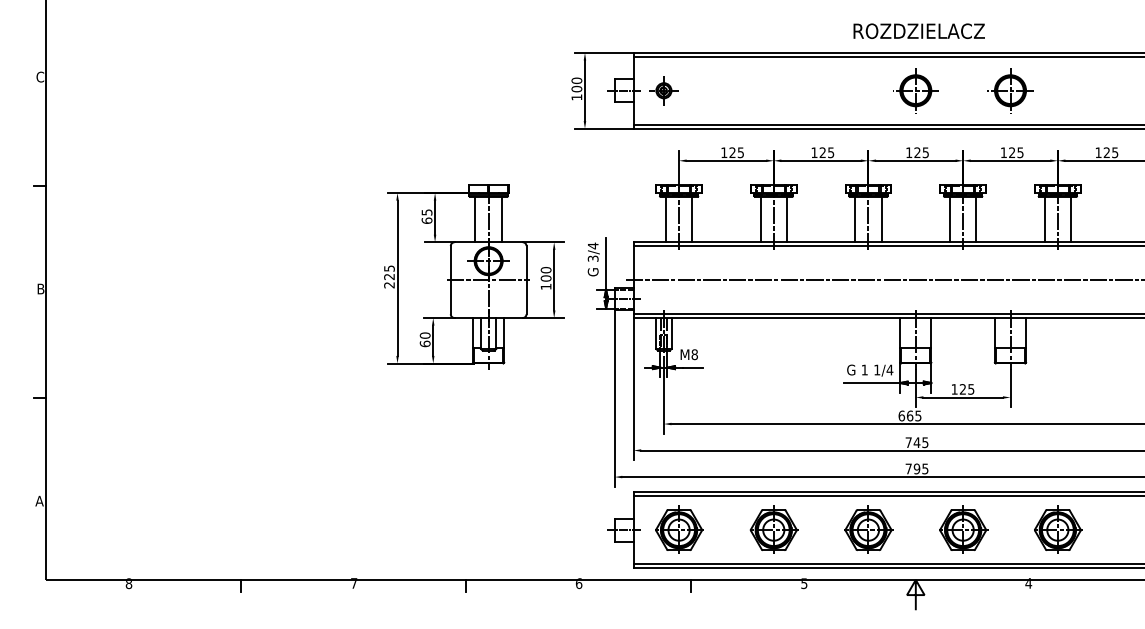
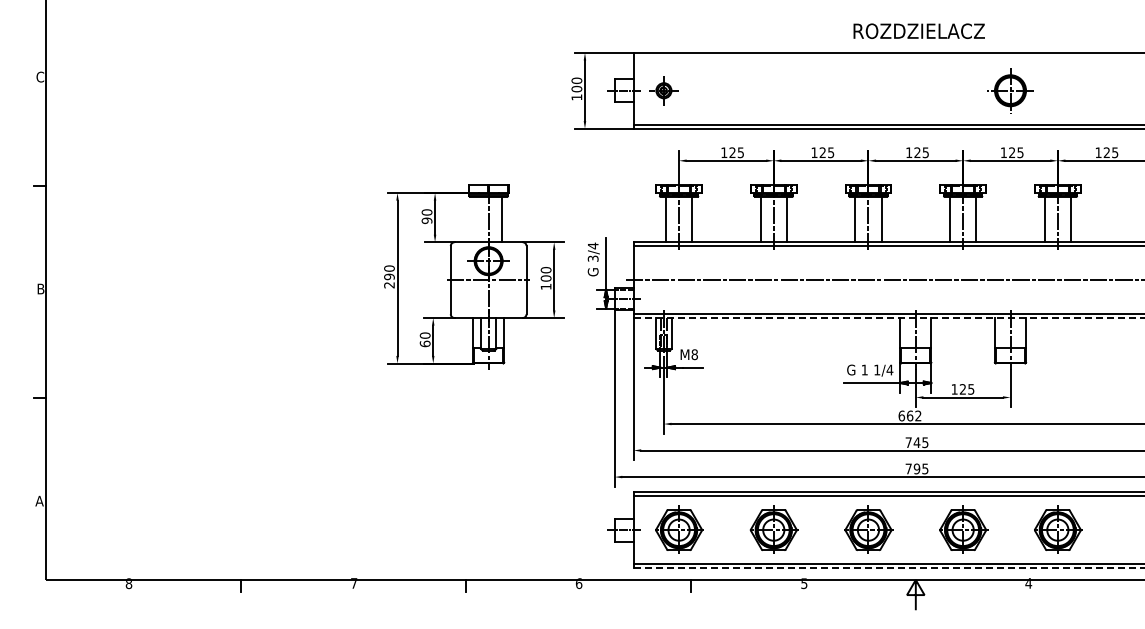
line: present -> none (887, 56)
part: present -> none (915, 90)
text: 65 -> 90 (426, 216)
line: present -> none (475, 219)
text: 225 -> 290 (389, 272)
line: solid -> dashed (889, 318)
text: 665 -> 662 (918, 415)
line: solid -> dashed (889, 568)
